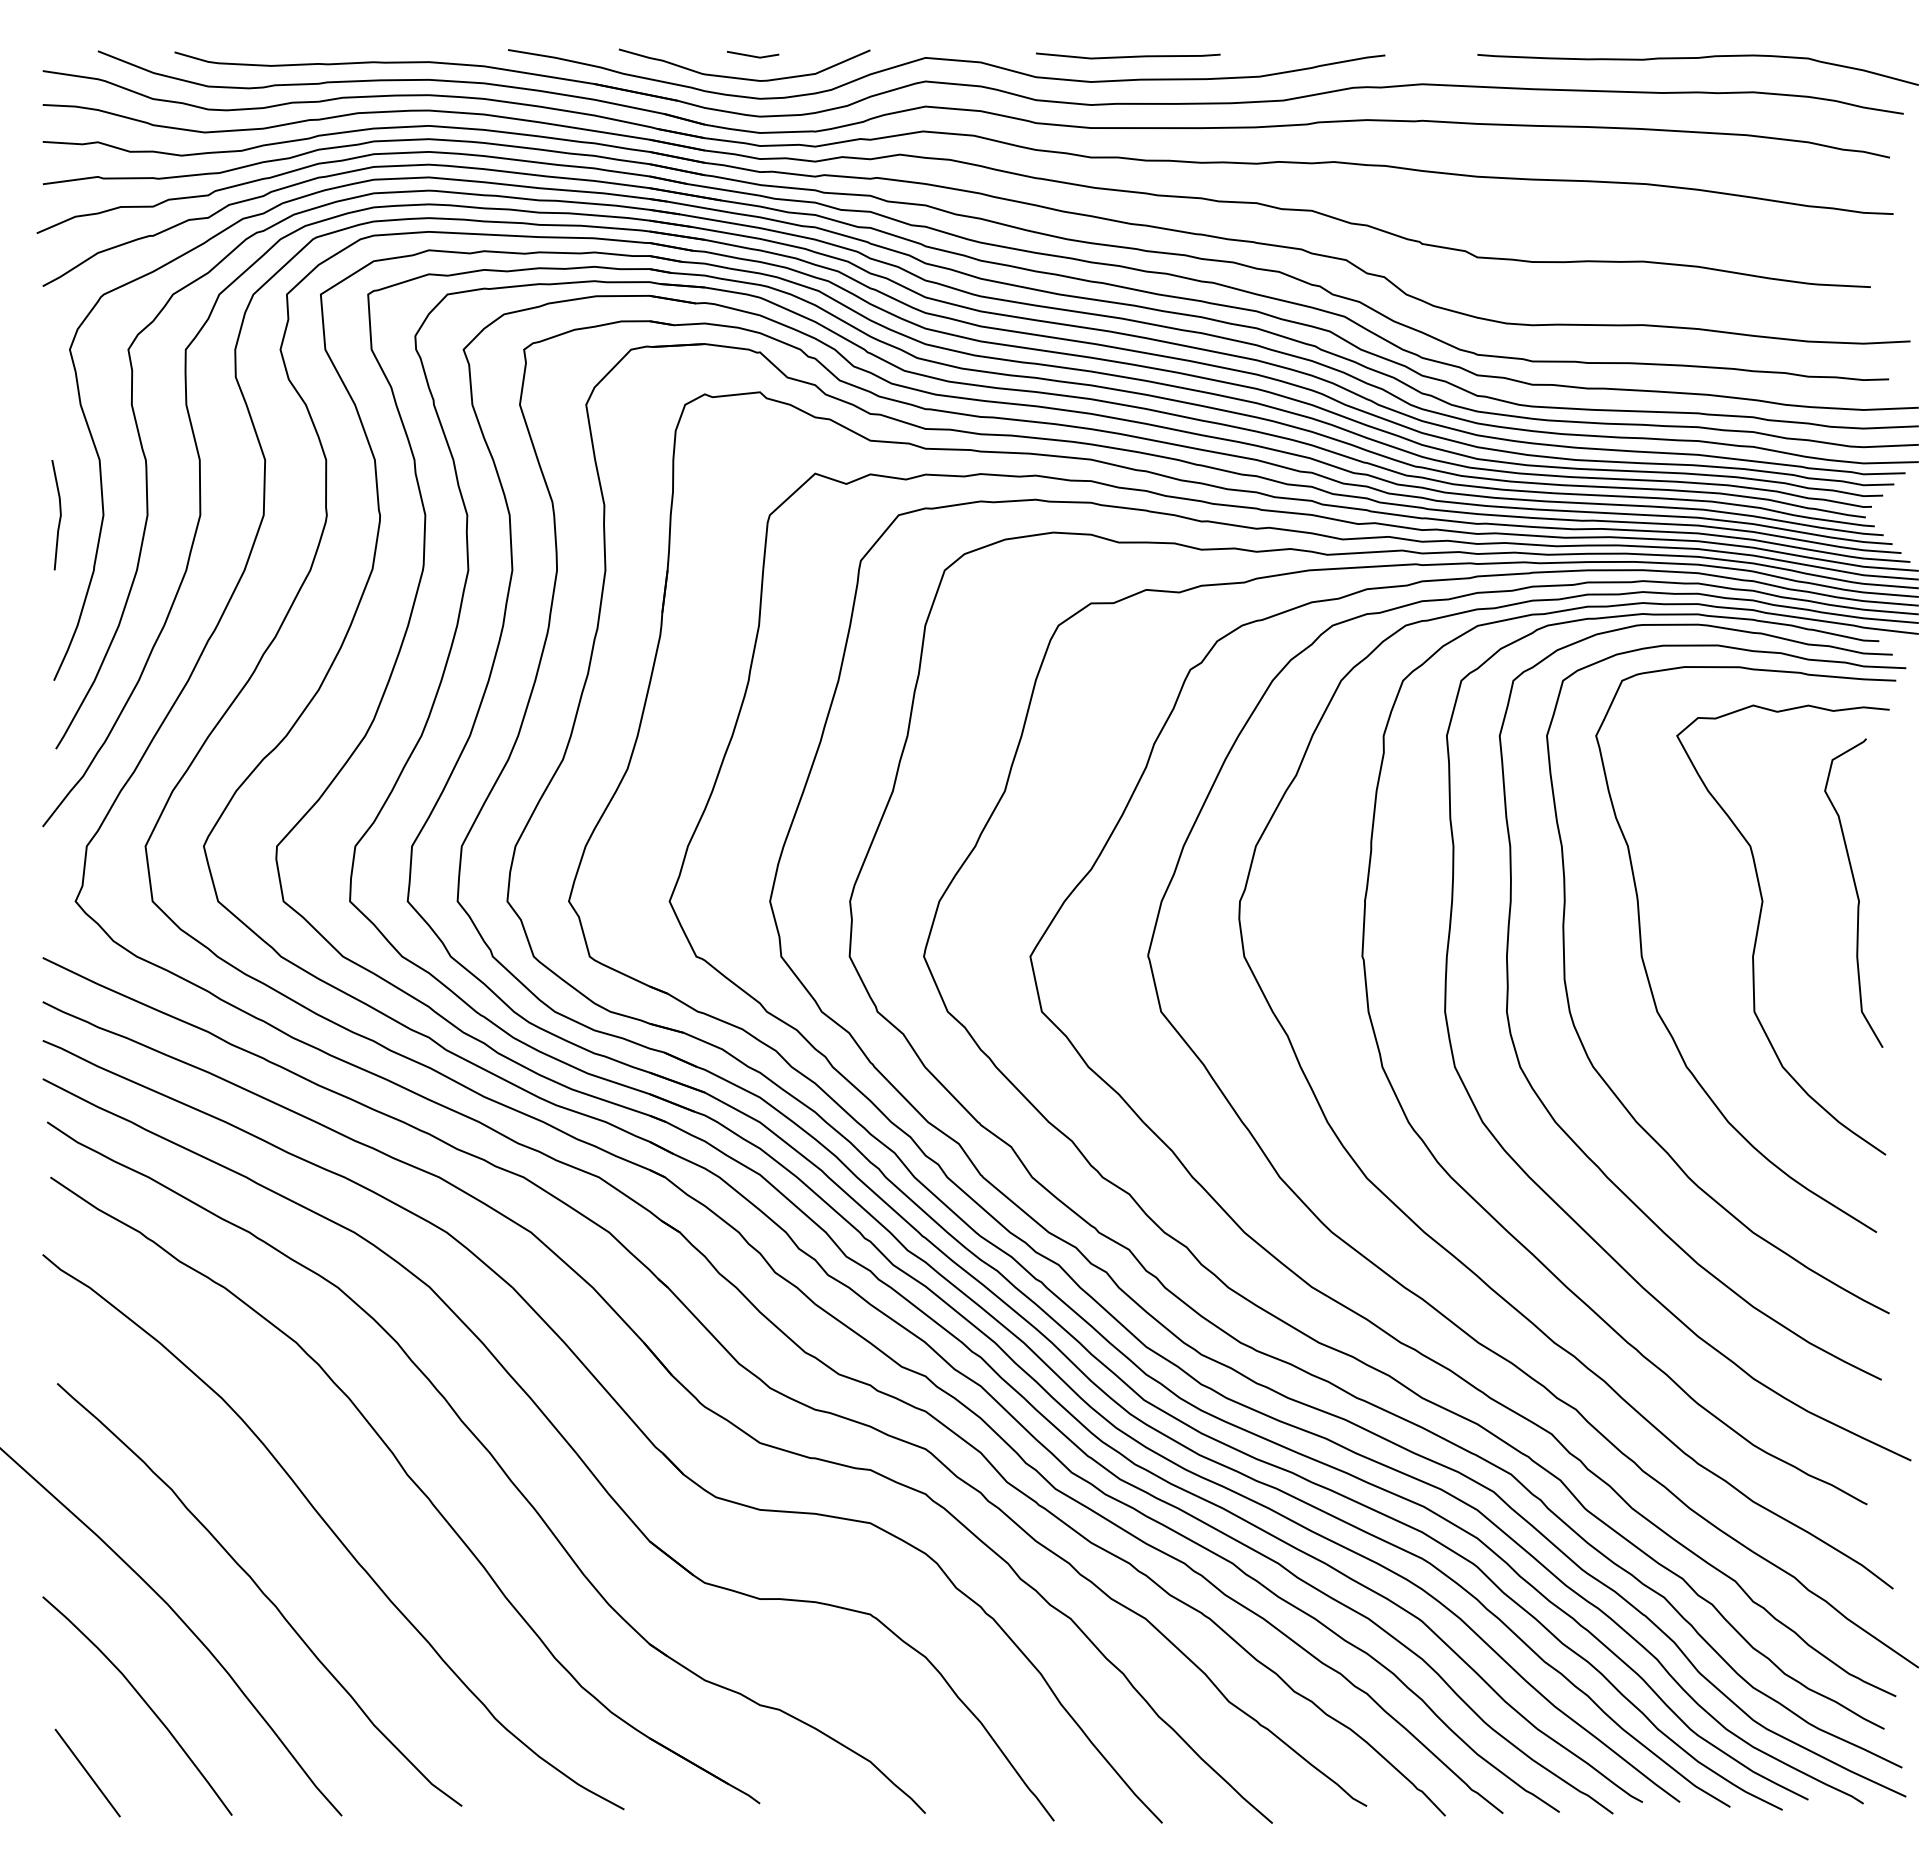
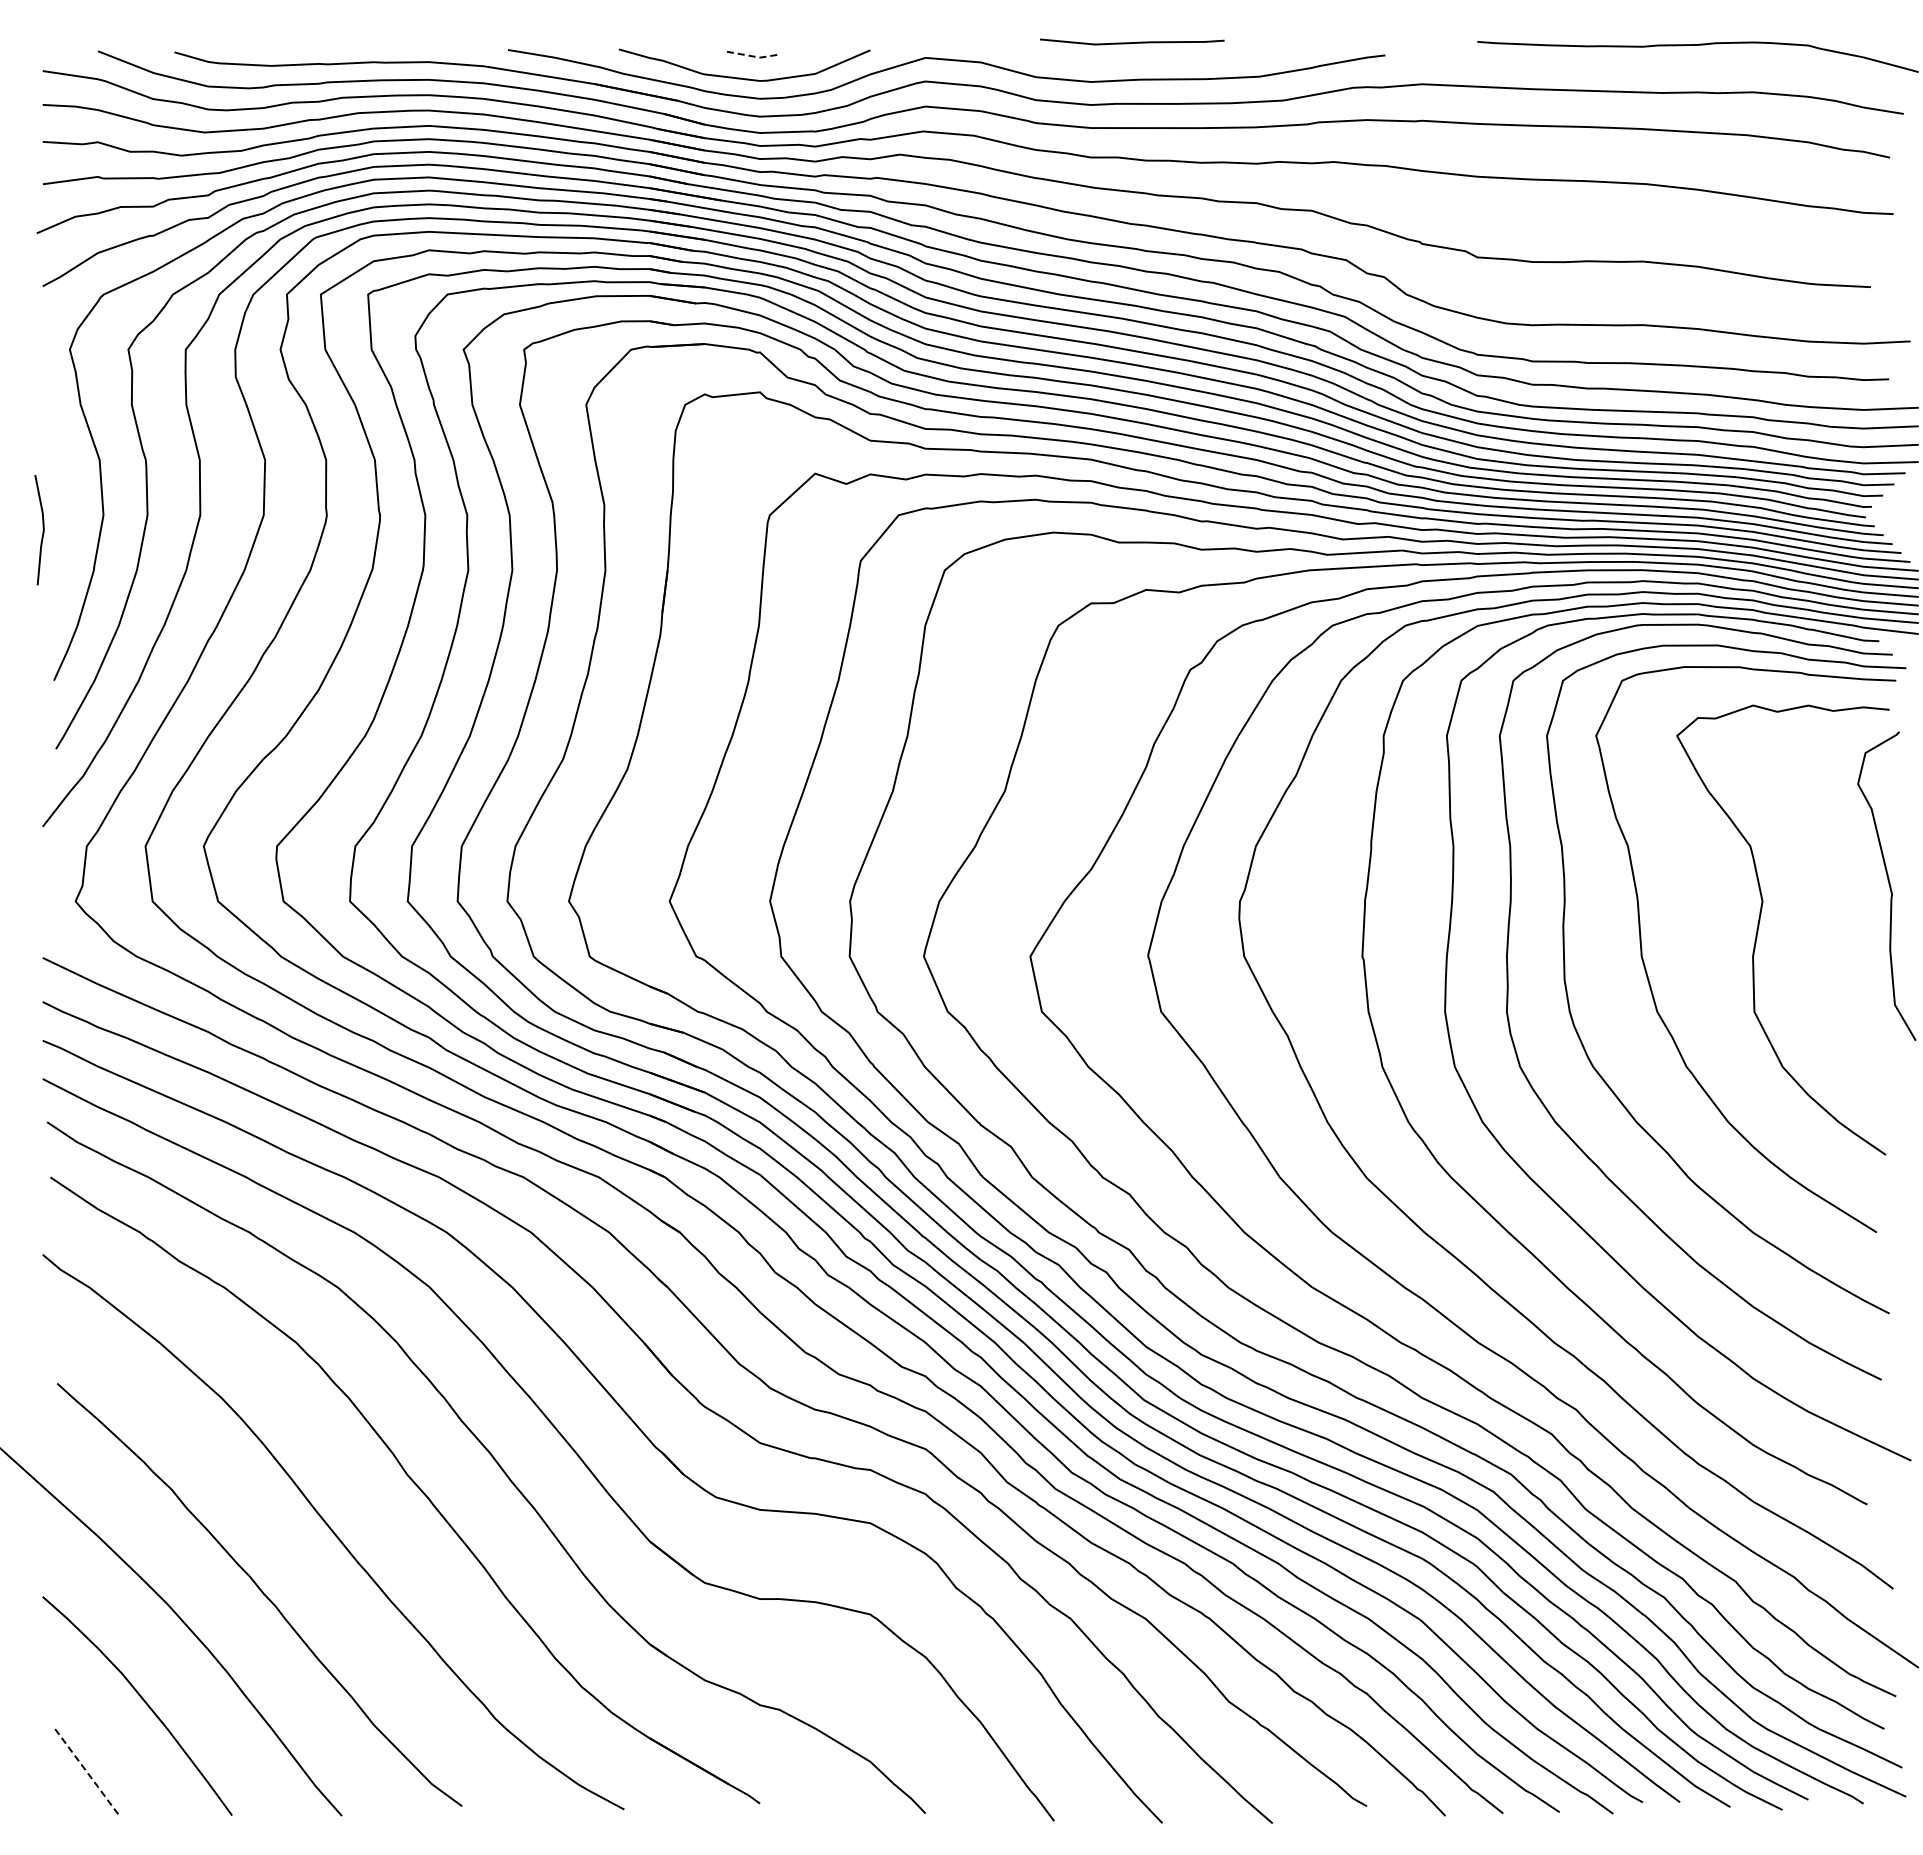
line: solid -> dashed (754, 56)
line position: (1128, 56) -> (1132, 42) (1132, 42)
curve position: (1697, 58) -> (1697, 45) (1697, 45)
line position: (59, 516) -> (42, 531) (42, 531)
curve position: (1855, 891) -> (1888, 884) (1888, 884)
line: solid -> dashed (87, 1773)
